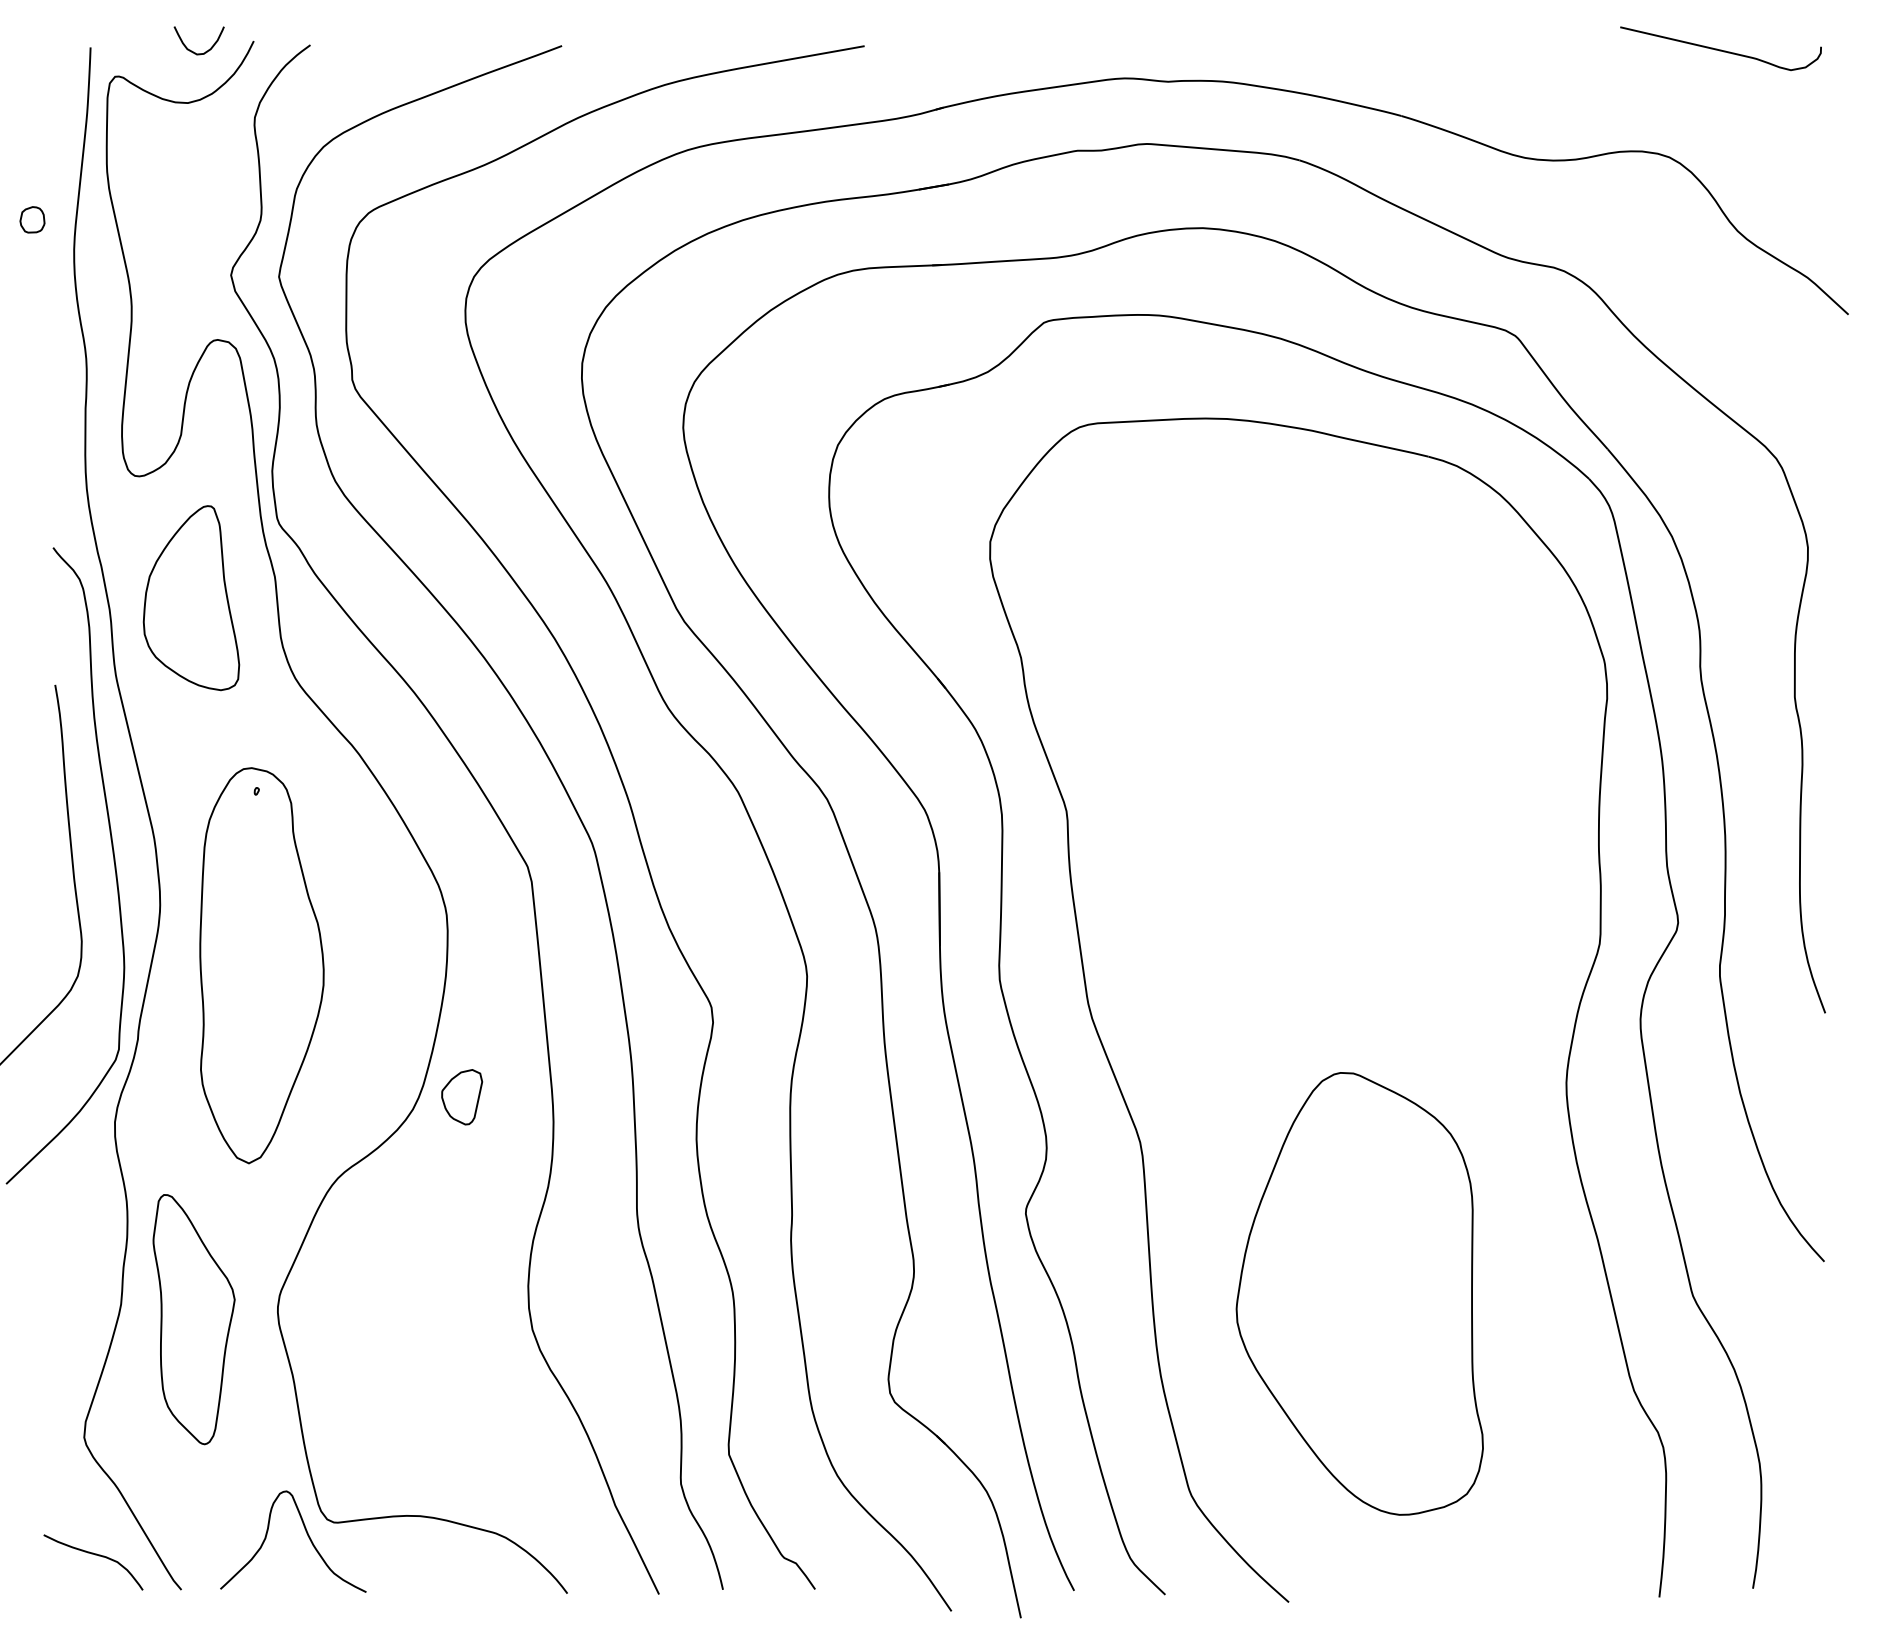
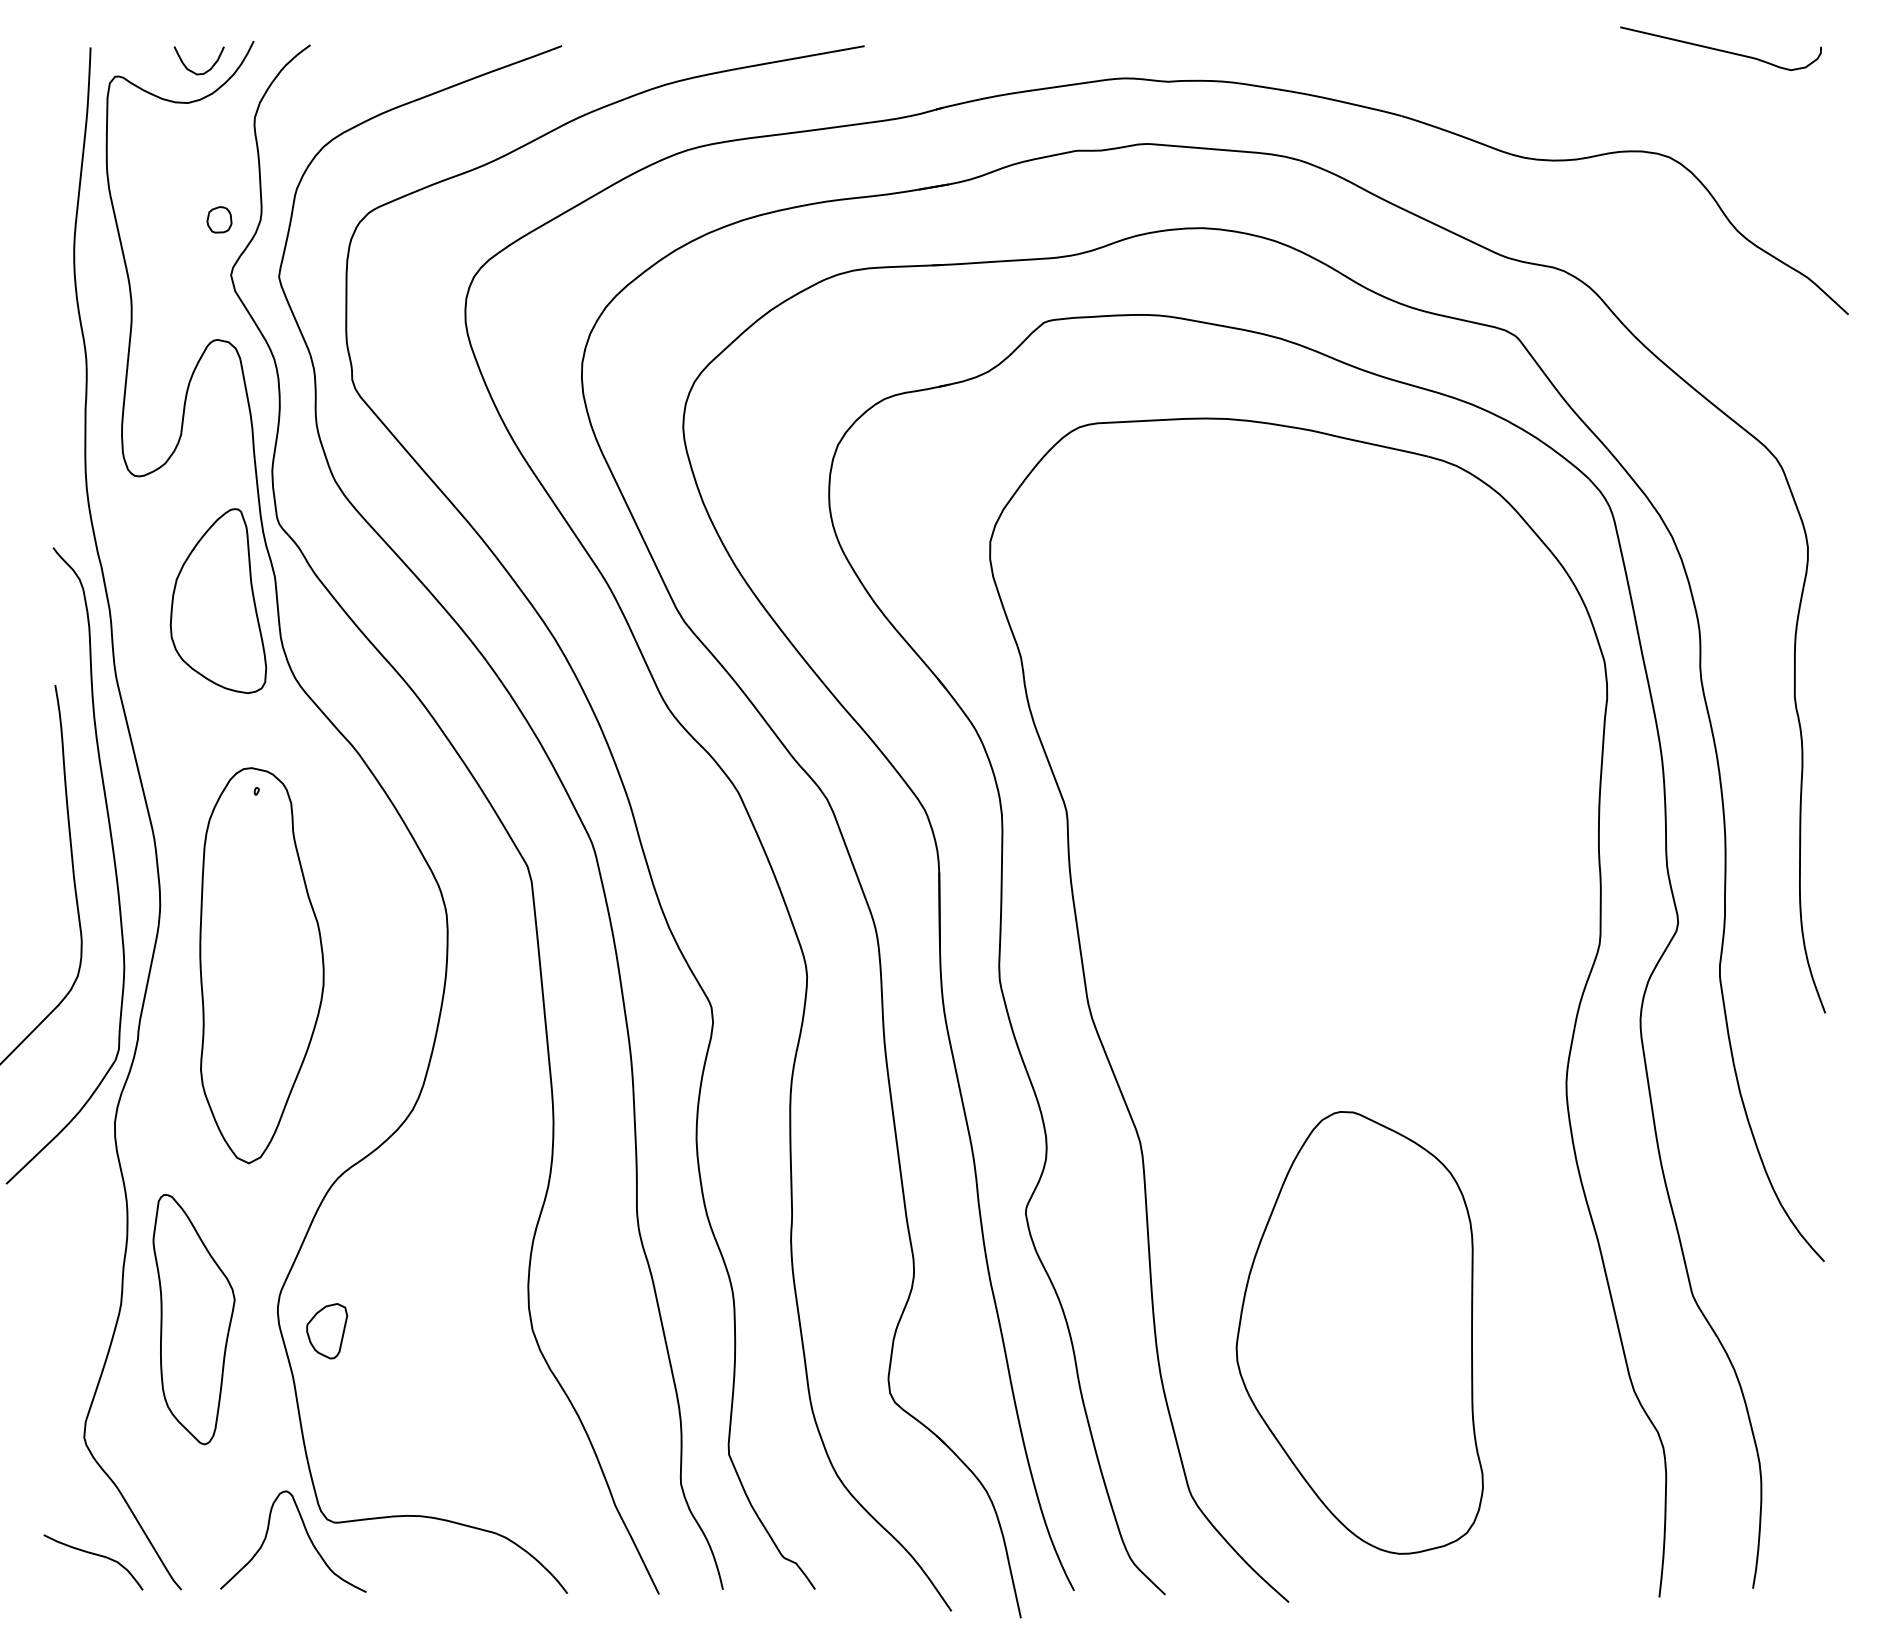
curve position: (192, 50) -> (192, 70) (192, 70)
part position: (32, 219) -> (219, 219) (219, 219)
part position: (191, 598) -> (218, 601) (218, 601)
part position: (462, 1097) -> (327, 1331) (327, 1331)
part position: (1359, 1293) -> (1359, 1332) (1359, 1332)
